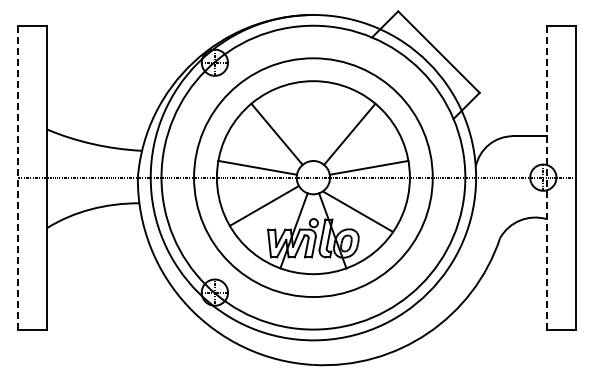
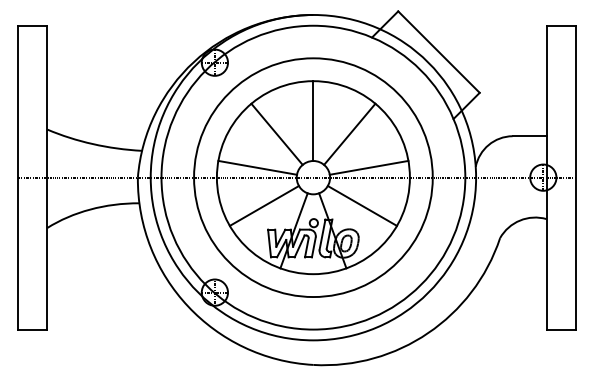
line: none -> present (313, 121)
line: dashed -> solid (17, 177)
line: dashed -> solid (546, 177)
line position: (357, 211) -> (361, 205) (361, 205)
